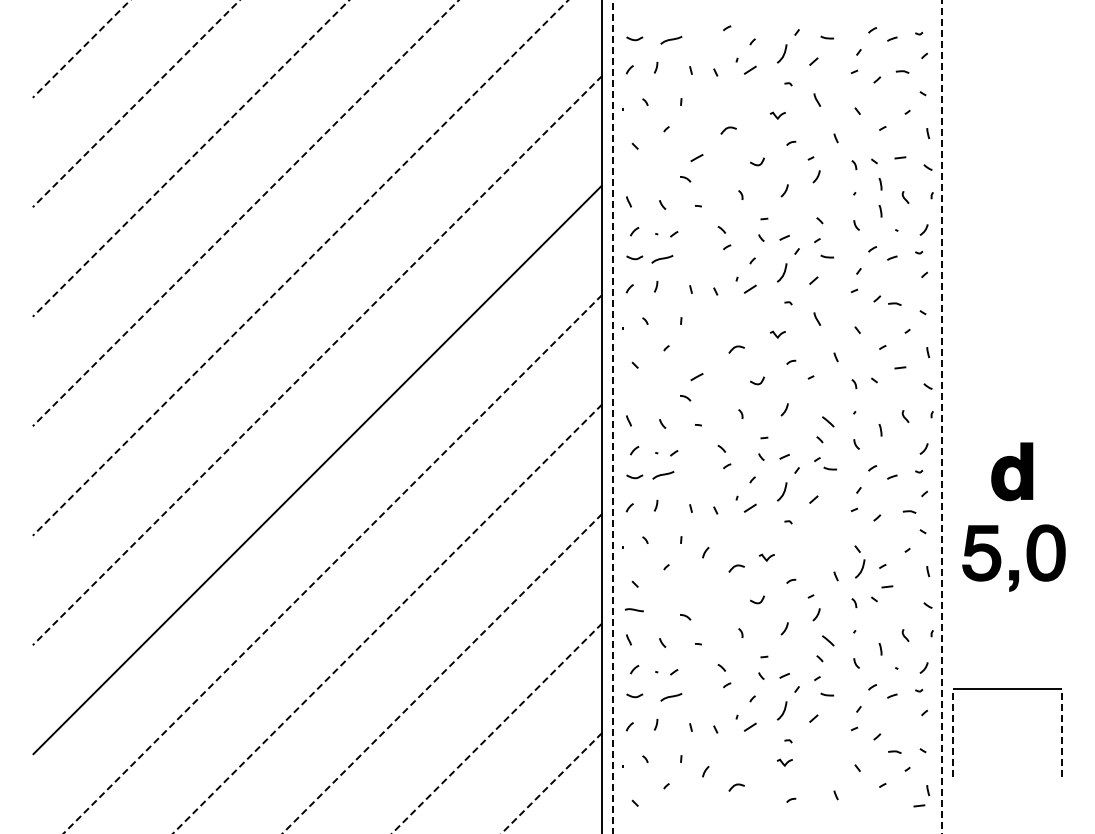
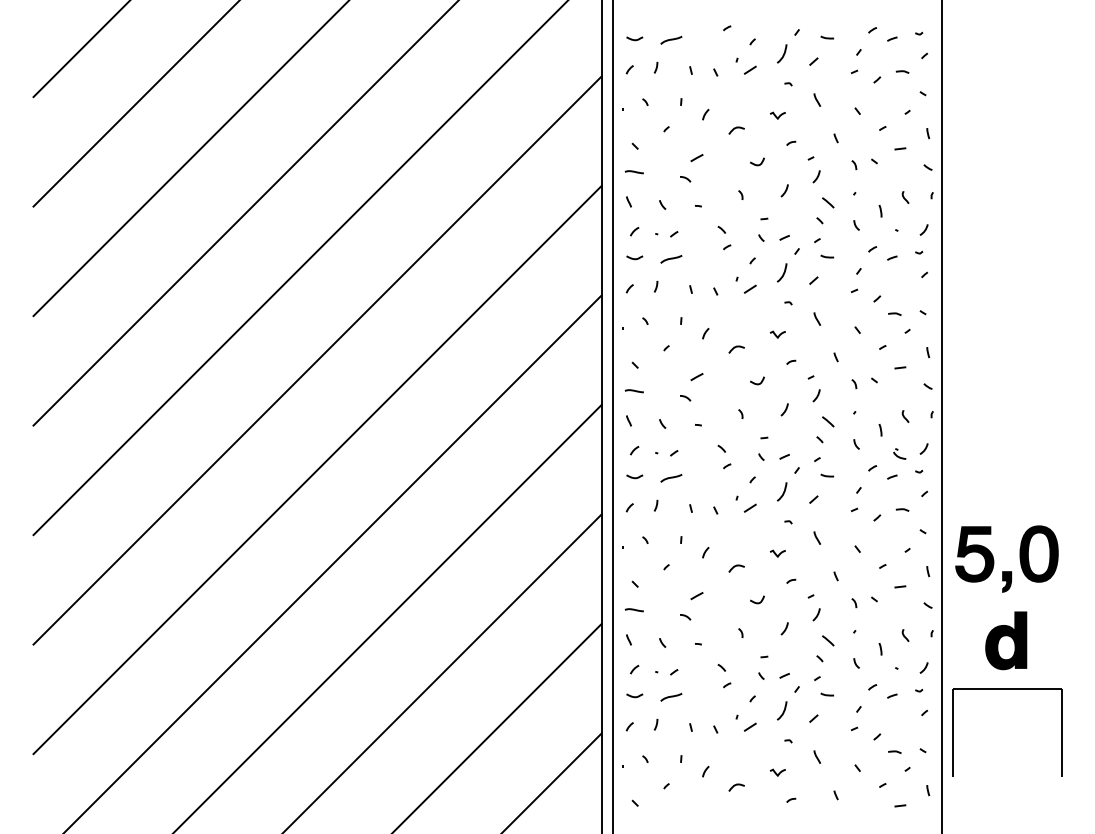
line: dashed -> solid (81, 49)
line: dashed -> solid (135, 104)
curve: none -> present (705, 114)
curve position: (727, 129) -> (735, 129) (735, 129)
curve position: (900, 157) -> (900, 148) (900, 148)
line: dashed -> solid (191, 158)
line: none -> present (633, 172)
curve: present -> none (880, 184)
line: none -> present (828, 202)
line: dashed -> solid (245, 213)
curve position: (662, 259) -> (671, 259) (671, 259)
line: dashed -> solid (300, 268)
curve position: (894, 303) -> (894, 313) (894, 313)
curve: none -> present (705, 333)
line: dashed -> solid (317, 360)
line: none -> present (633, 391)
curve: none -> present (817, 395)
line: dashed -> solid (941, 416)
line: dashed -> solid (613, 417)
part: none -> present (899, 453)
curve position: (829, 468) -> (826, 475) (826, 475)
part position: (1012, 471) -> (1006, 640) (1006, 640)
curve position: (663, 475) -> (671, 478) (671, 478)
curve position: (909, 511) -> (902, 509) (902, 509)
curve: none -> present (817, 537)
curve position: (765, 557) -> (776, 553) (776, 553)
part position: (1001, 559) -> (994, 560) (994, 560)
line: dashed -> solid (332, 564)
curve: present -> none (861, 568)
curve position: (887, 586) -> (900, 586) (900, 586)
line: none -> present (696, 596)
line: dashed -> solid (387, 619)
line: dashed -> solid (441, 674)
line: dashed -> solid (496, 728)
line: dashed -> solid (952, 732)
line: dashed -> solid (1062, 732)
curve: none -> present (817, 756)
curve position: (783, 762) -> (776, 772) (776, 772)
line: dashed -> solid (551, 783)
curve position: (919, 805) -> (900, 805) (900, 805)
